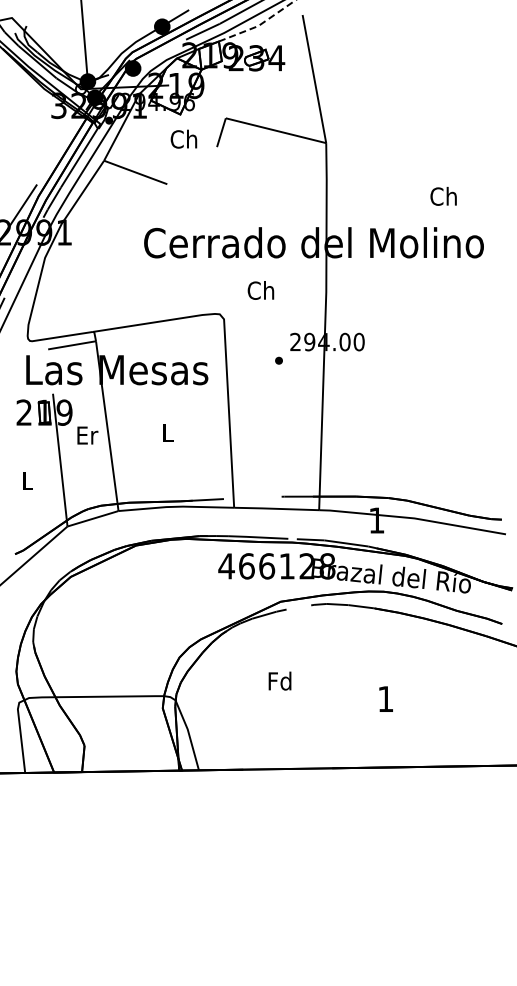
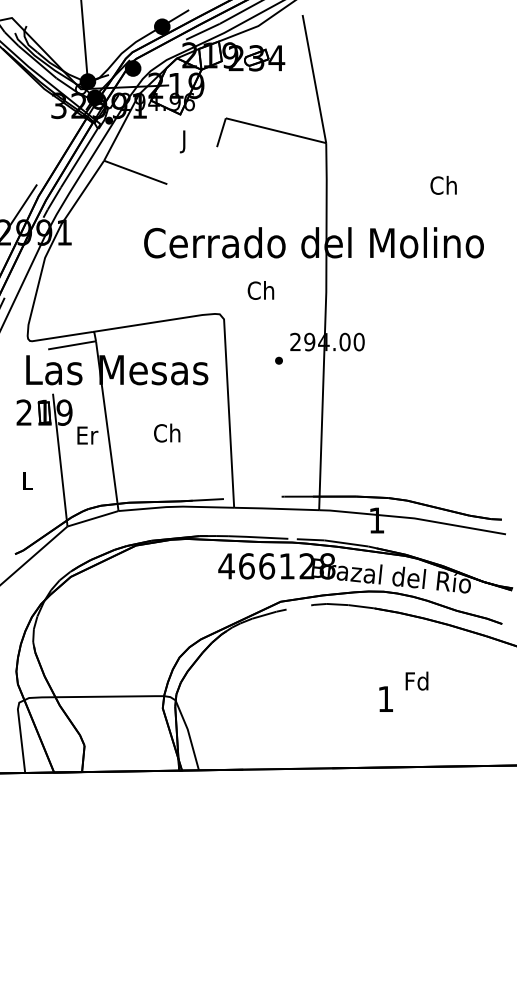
line: dashed -> solid (259, 25)
text: Ch -> J (183, 141)
text position: (443, 196) -> (443, 185) (443, 185)
text: L -> Ch (167, 432)
text position: (279, 680) -> (416, 680) (416, 680)
